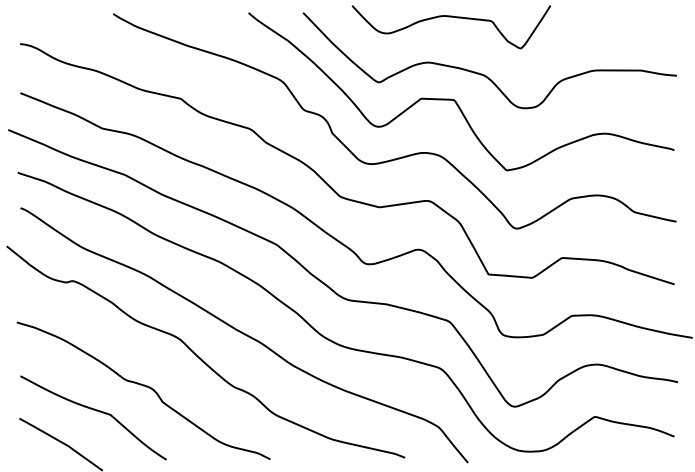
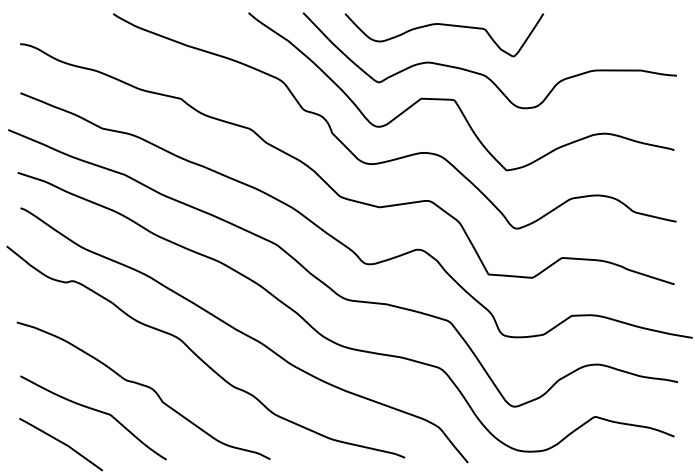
curve position: (451, 17) -> (444, 25) (444, 25)
